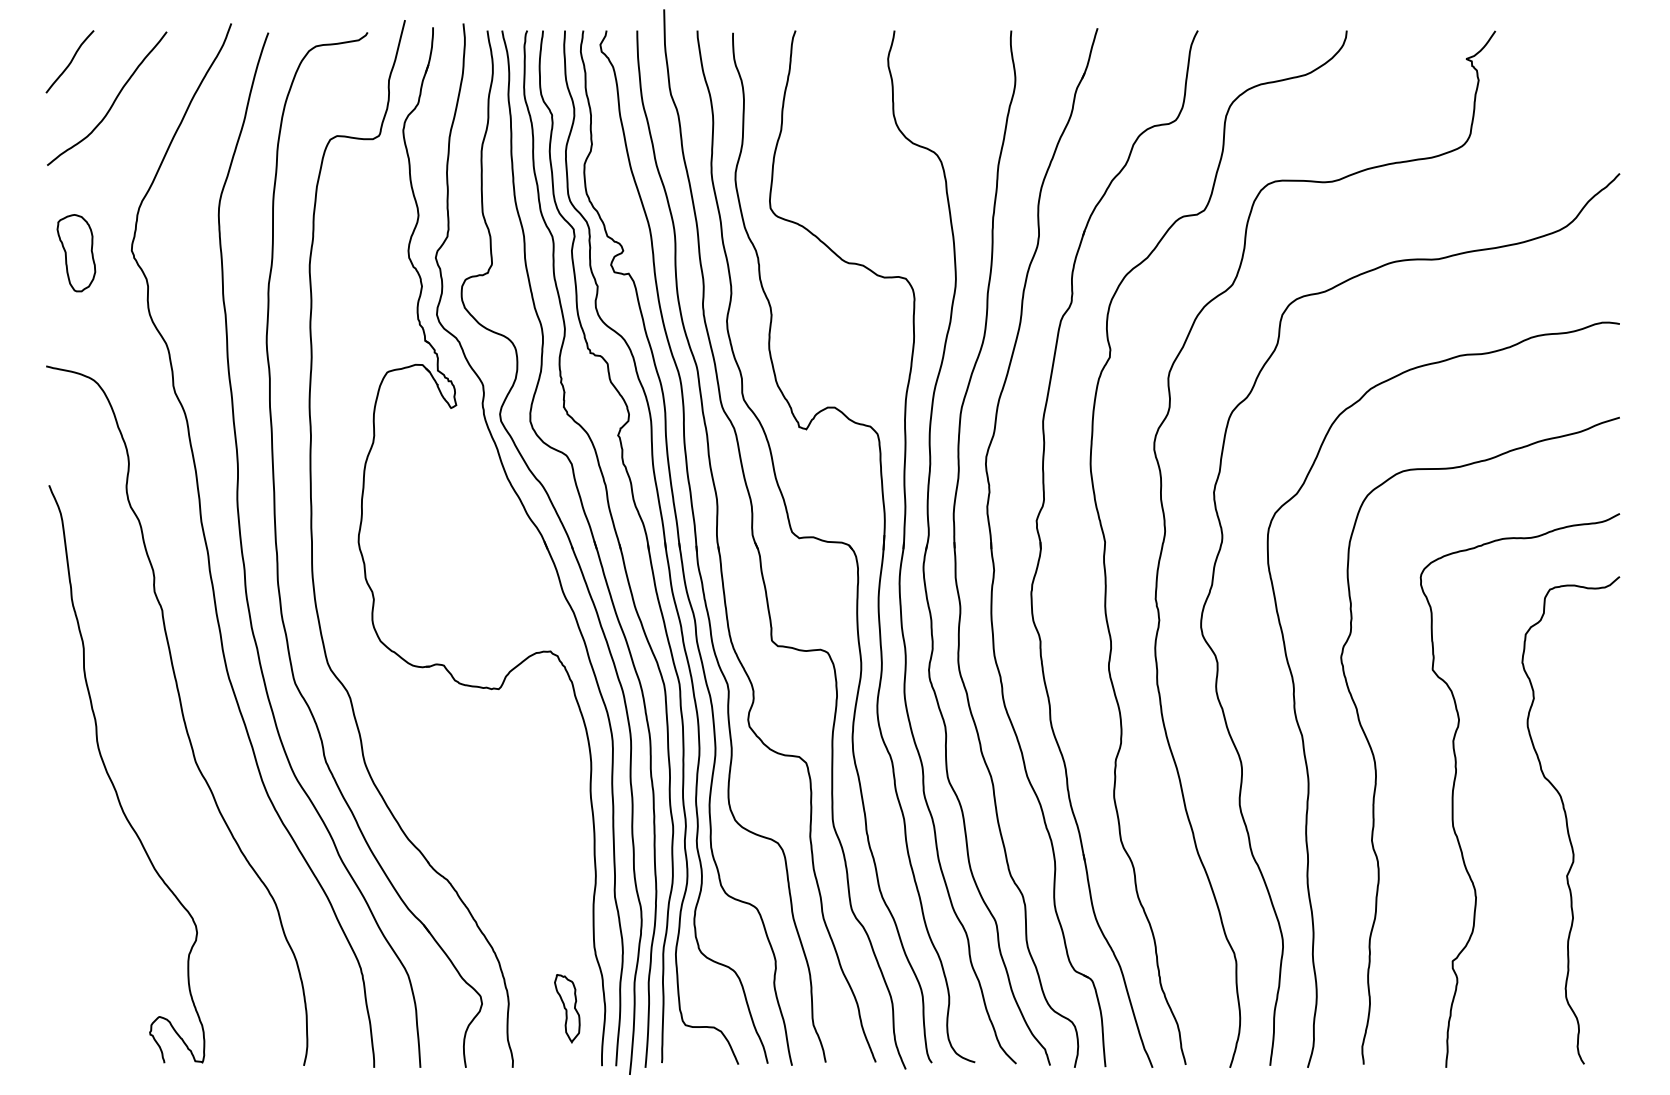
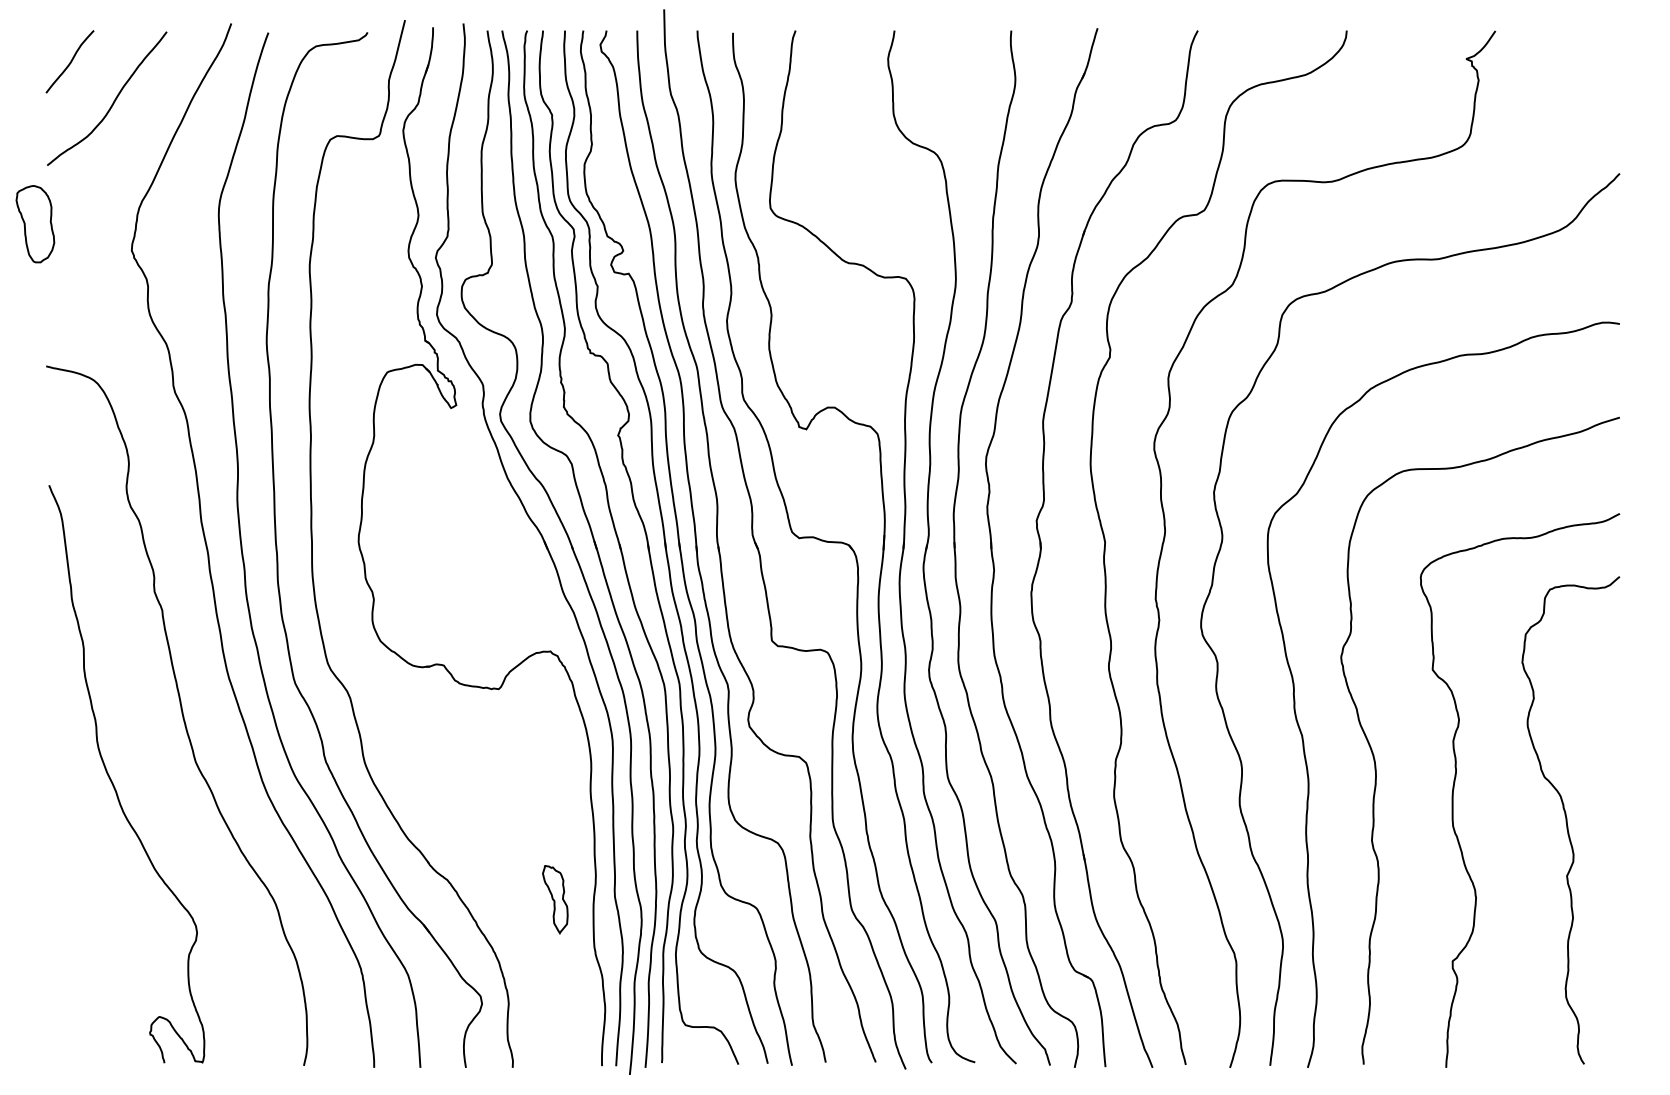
part position: (76, 253) -> (35, 224) (35, 224)
part position: (567, 1008) -> (555, 899) (555, 899)
